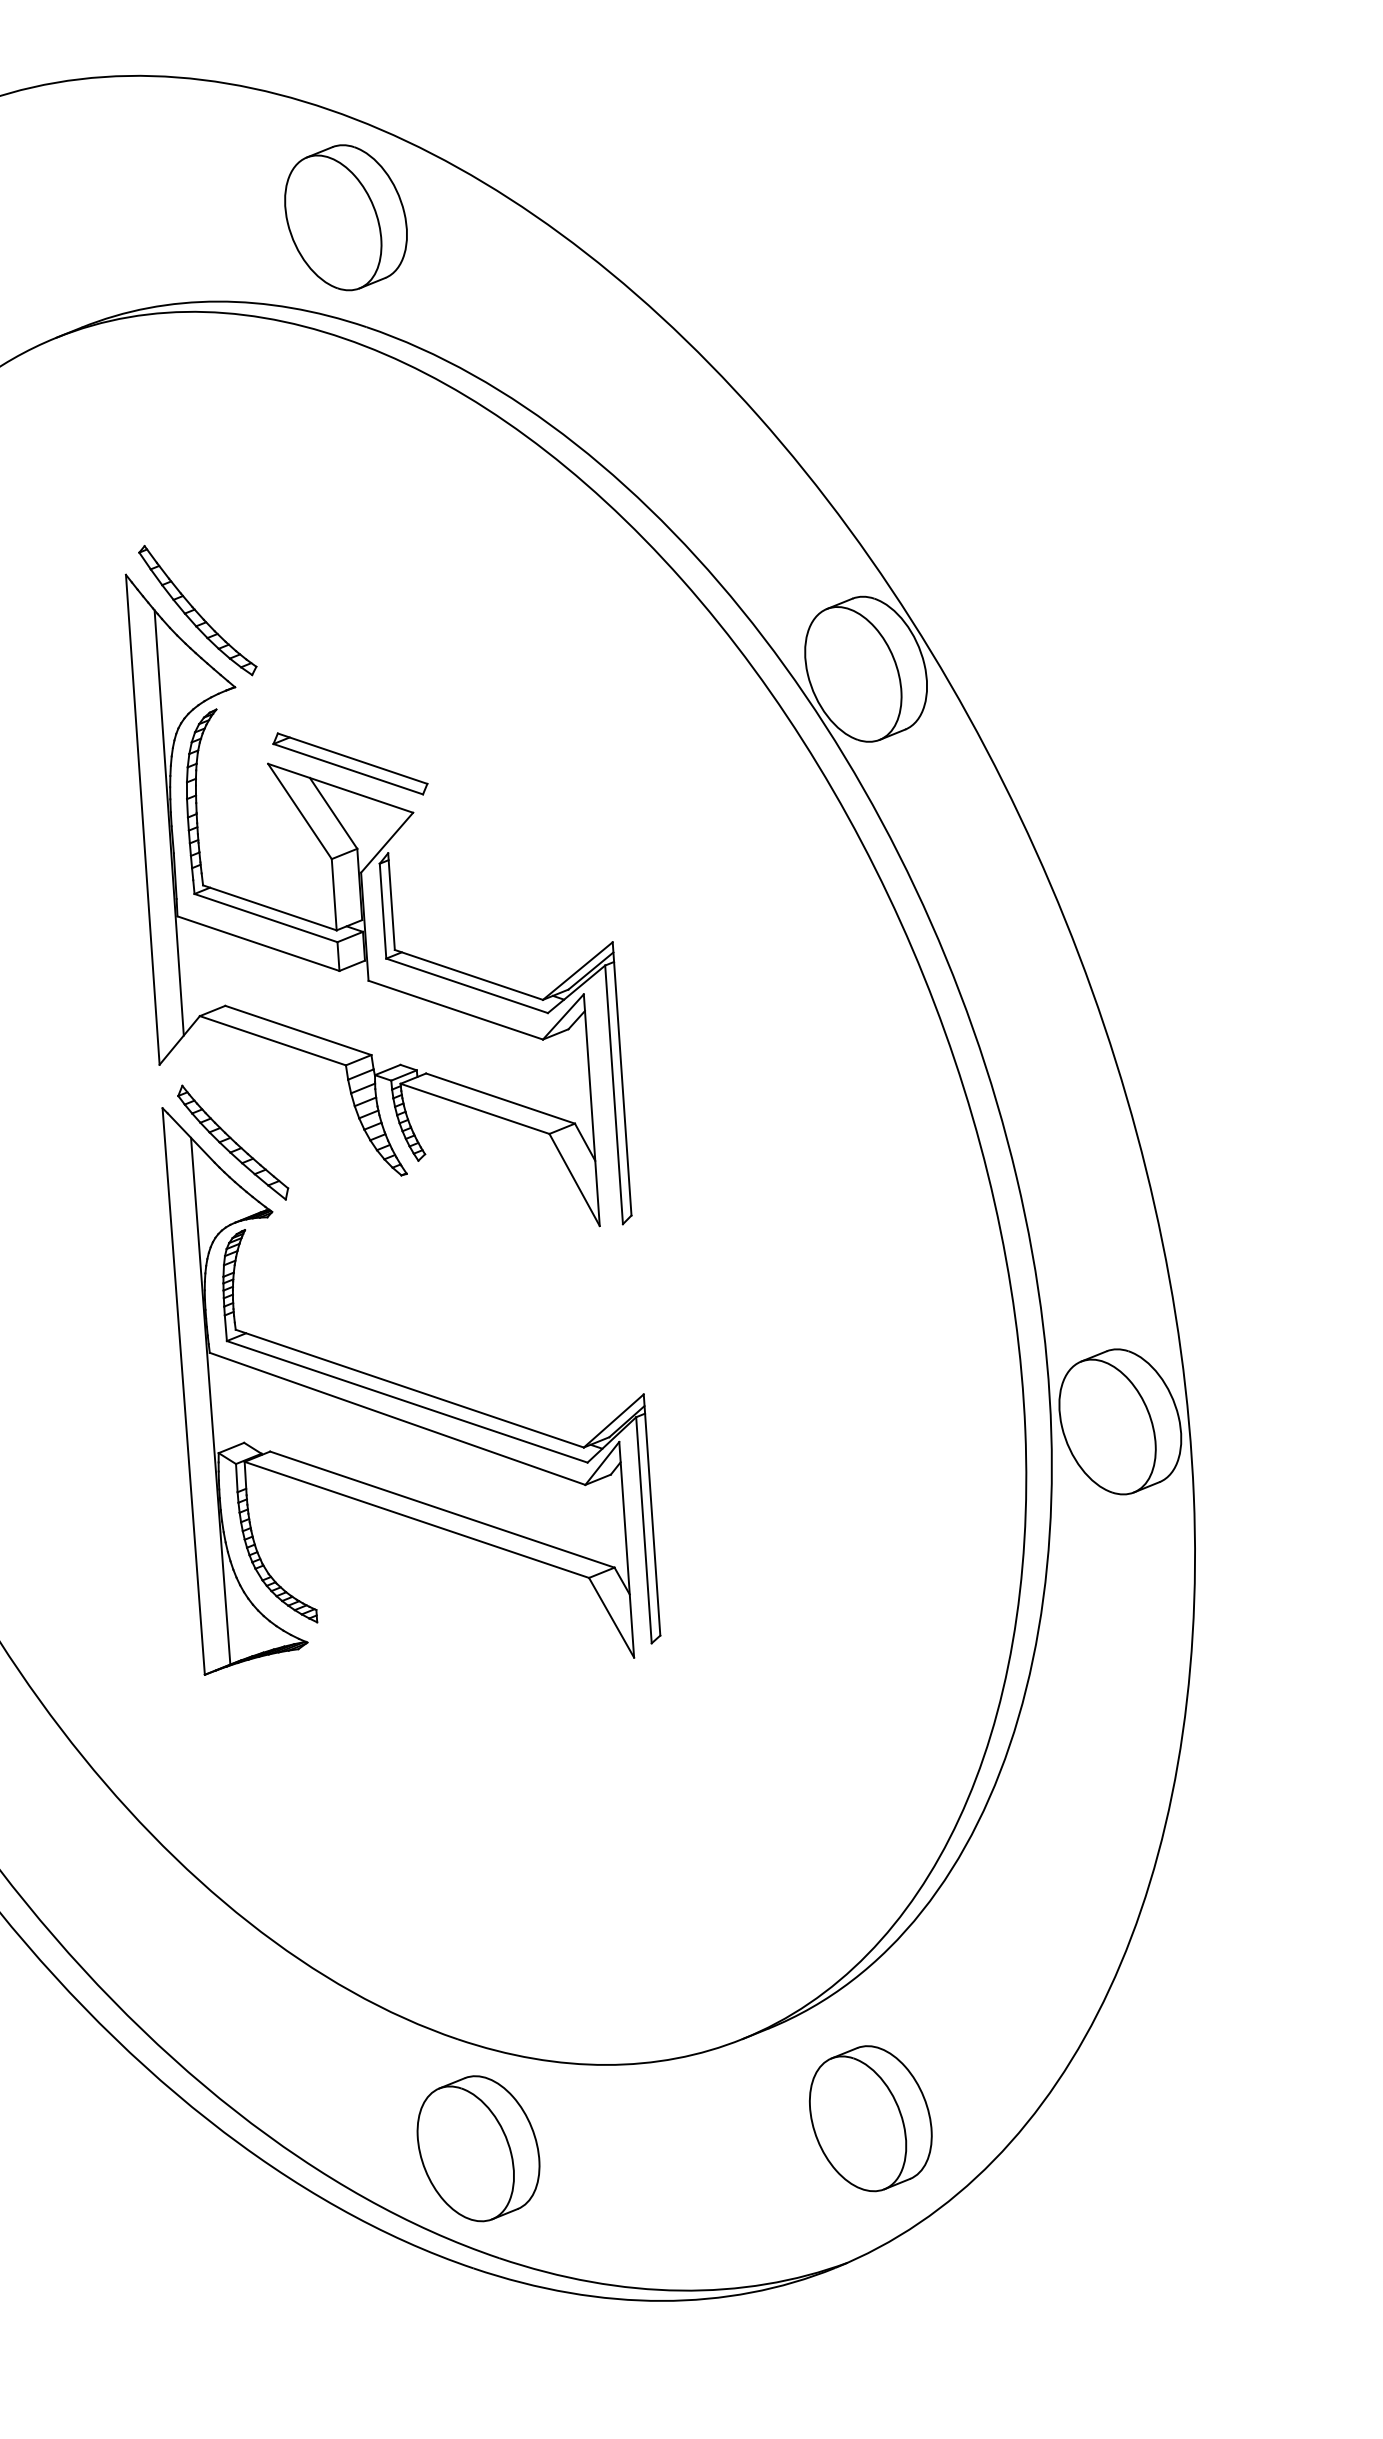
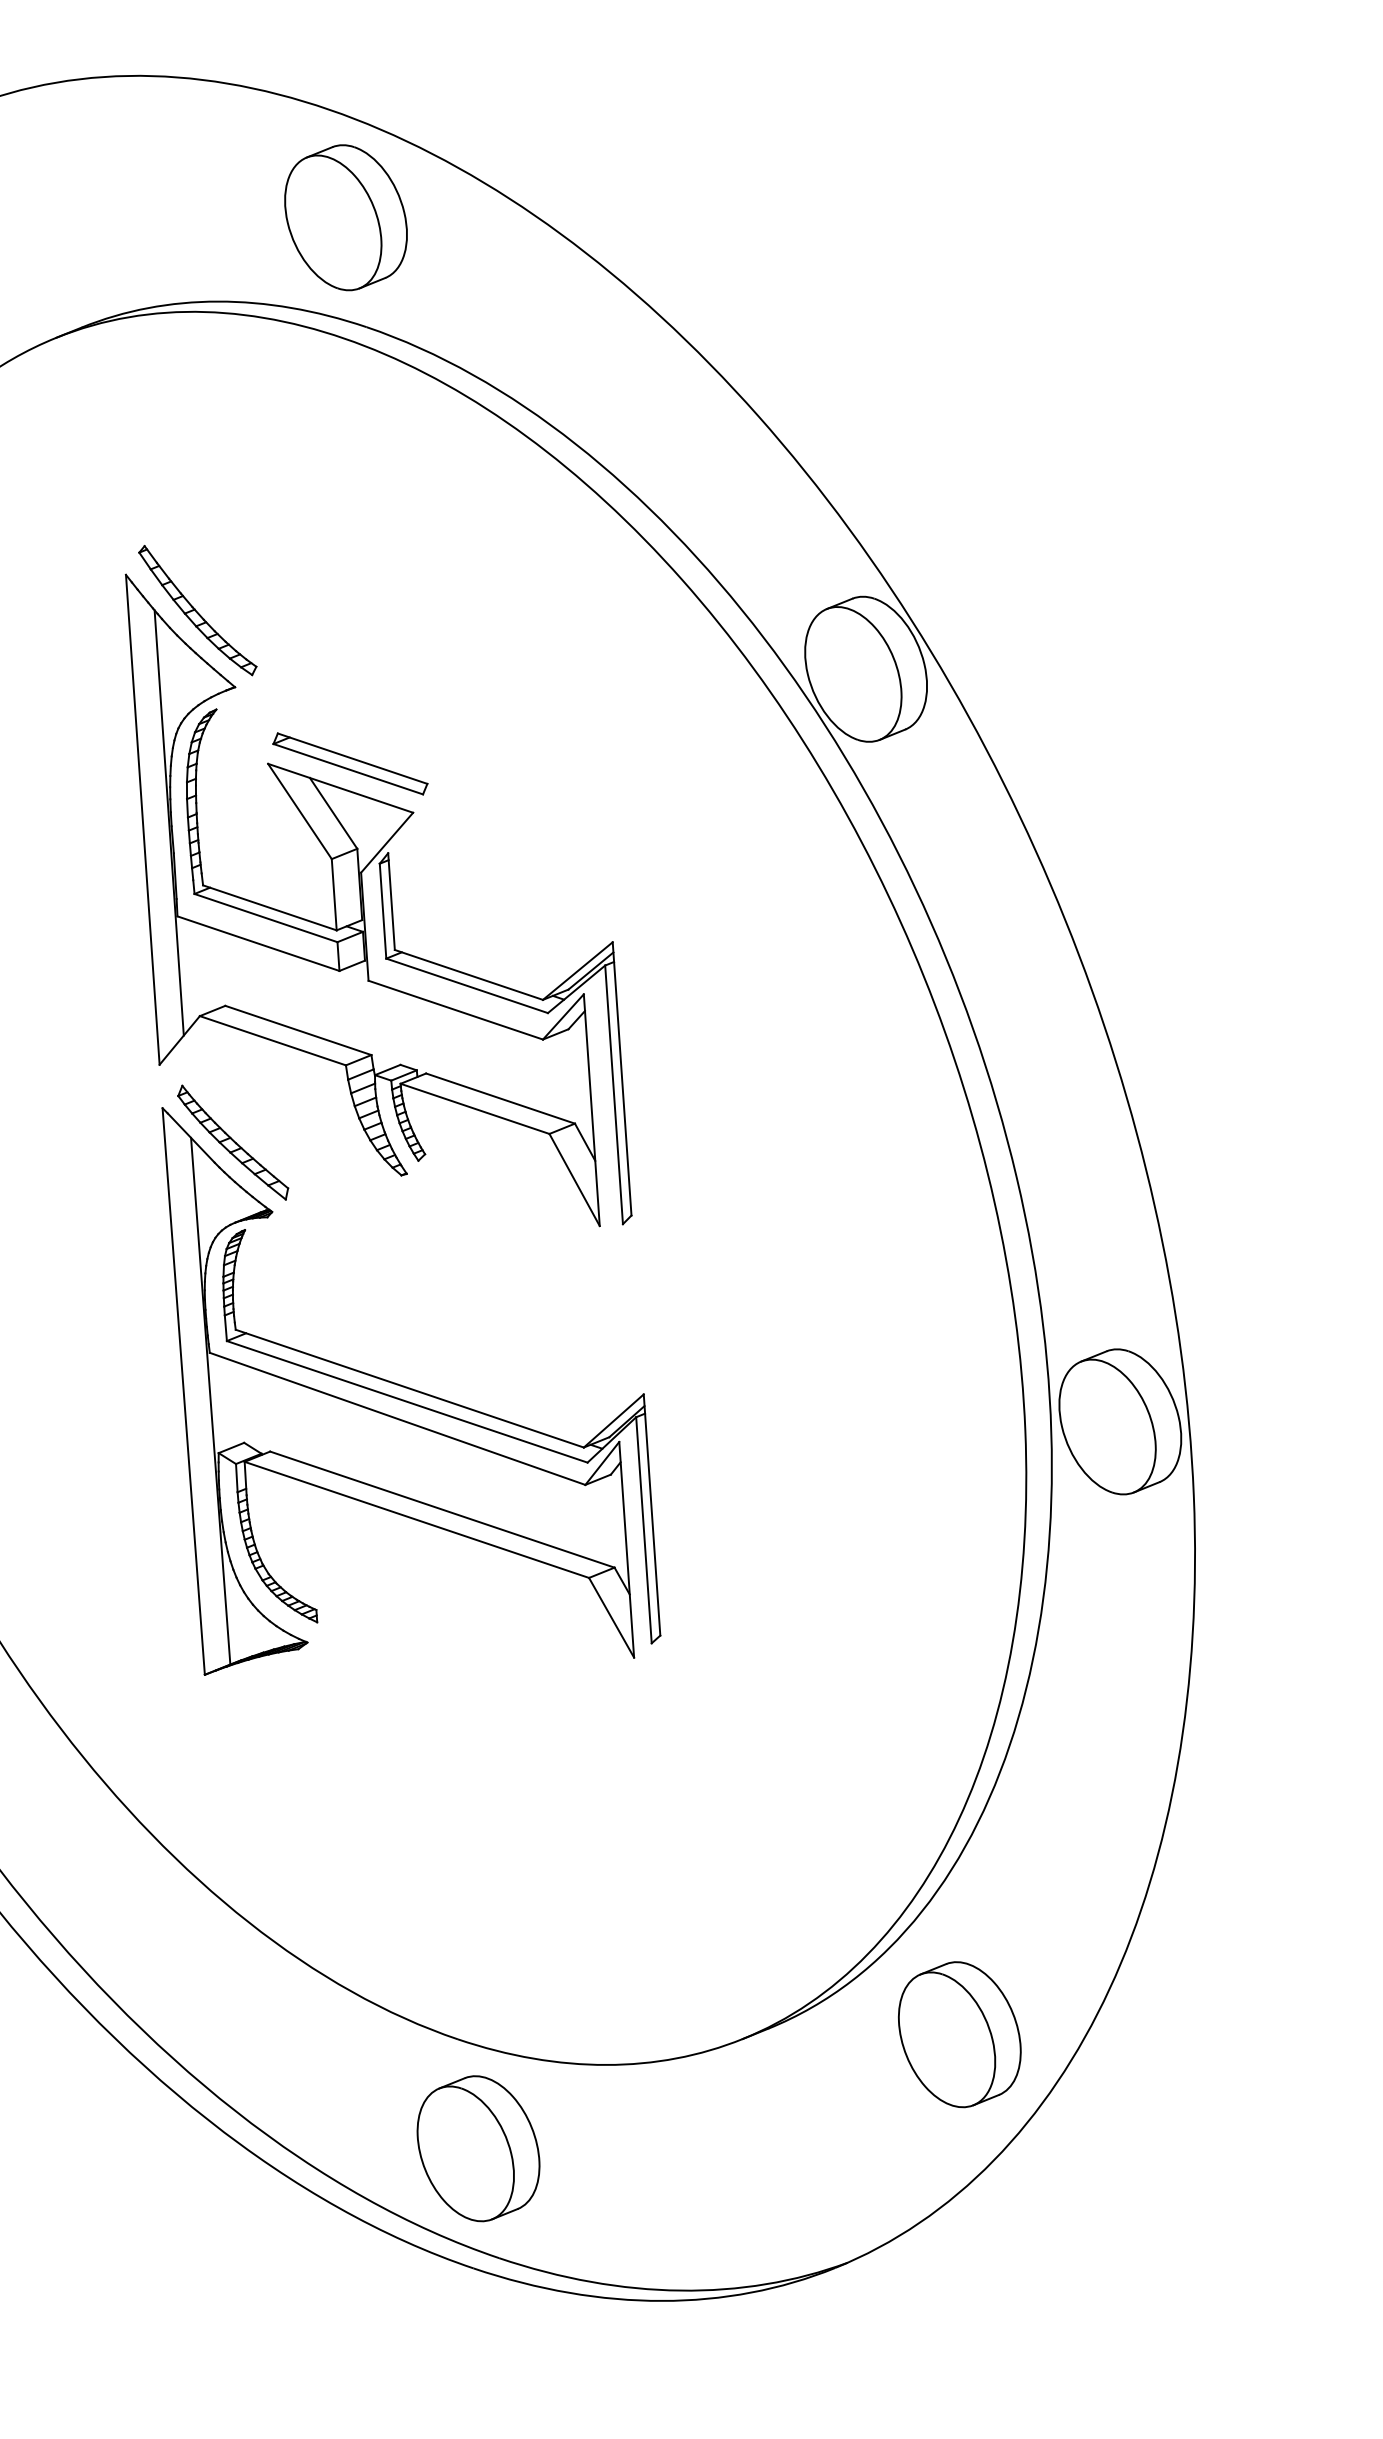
part position: (870, 2118) -> (959, 2034) (959, 2034)
